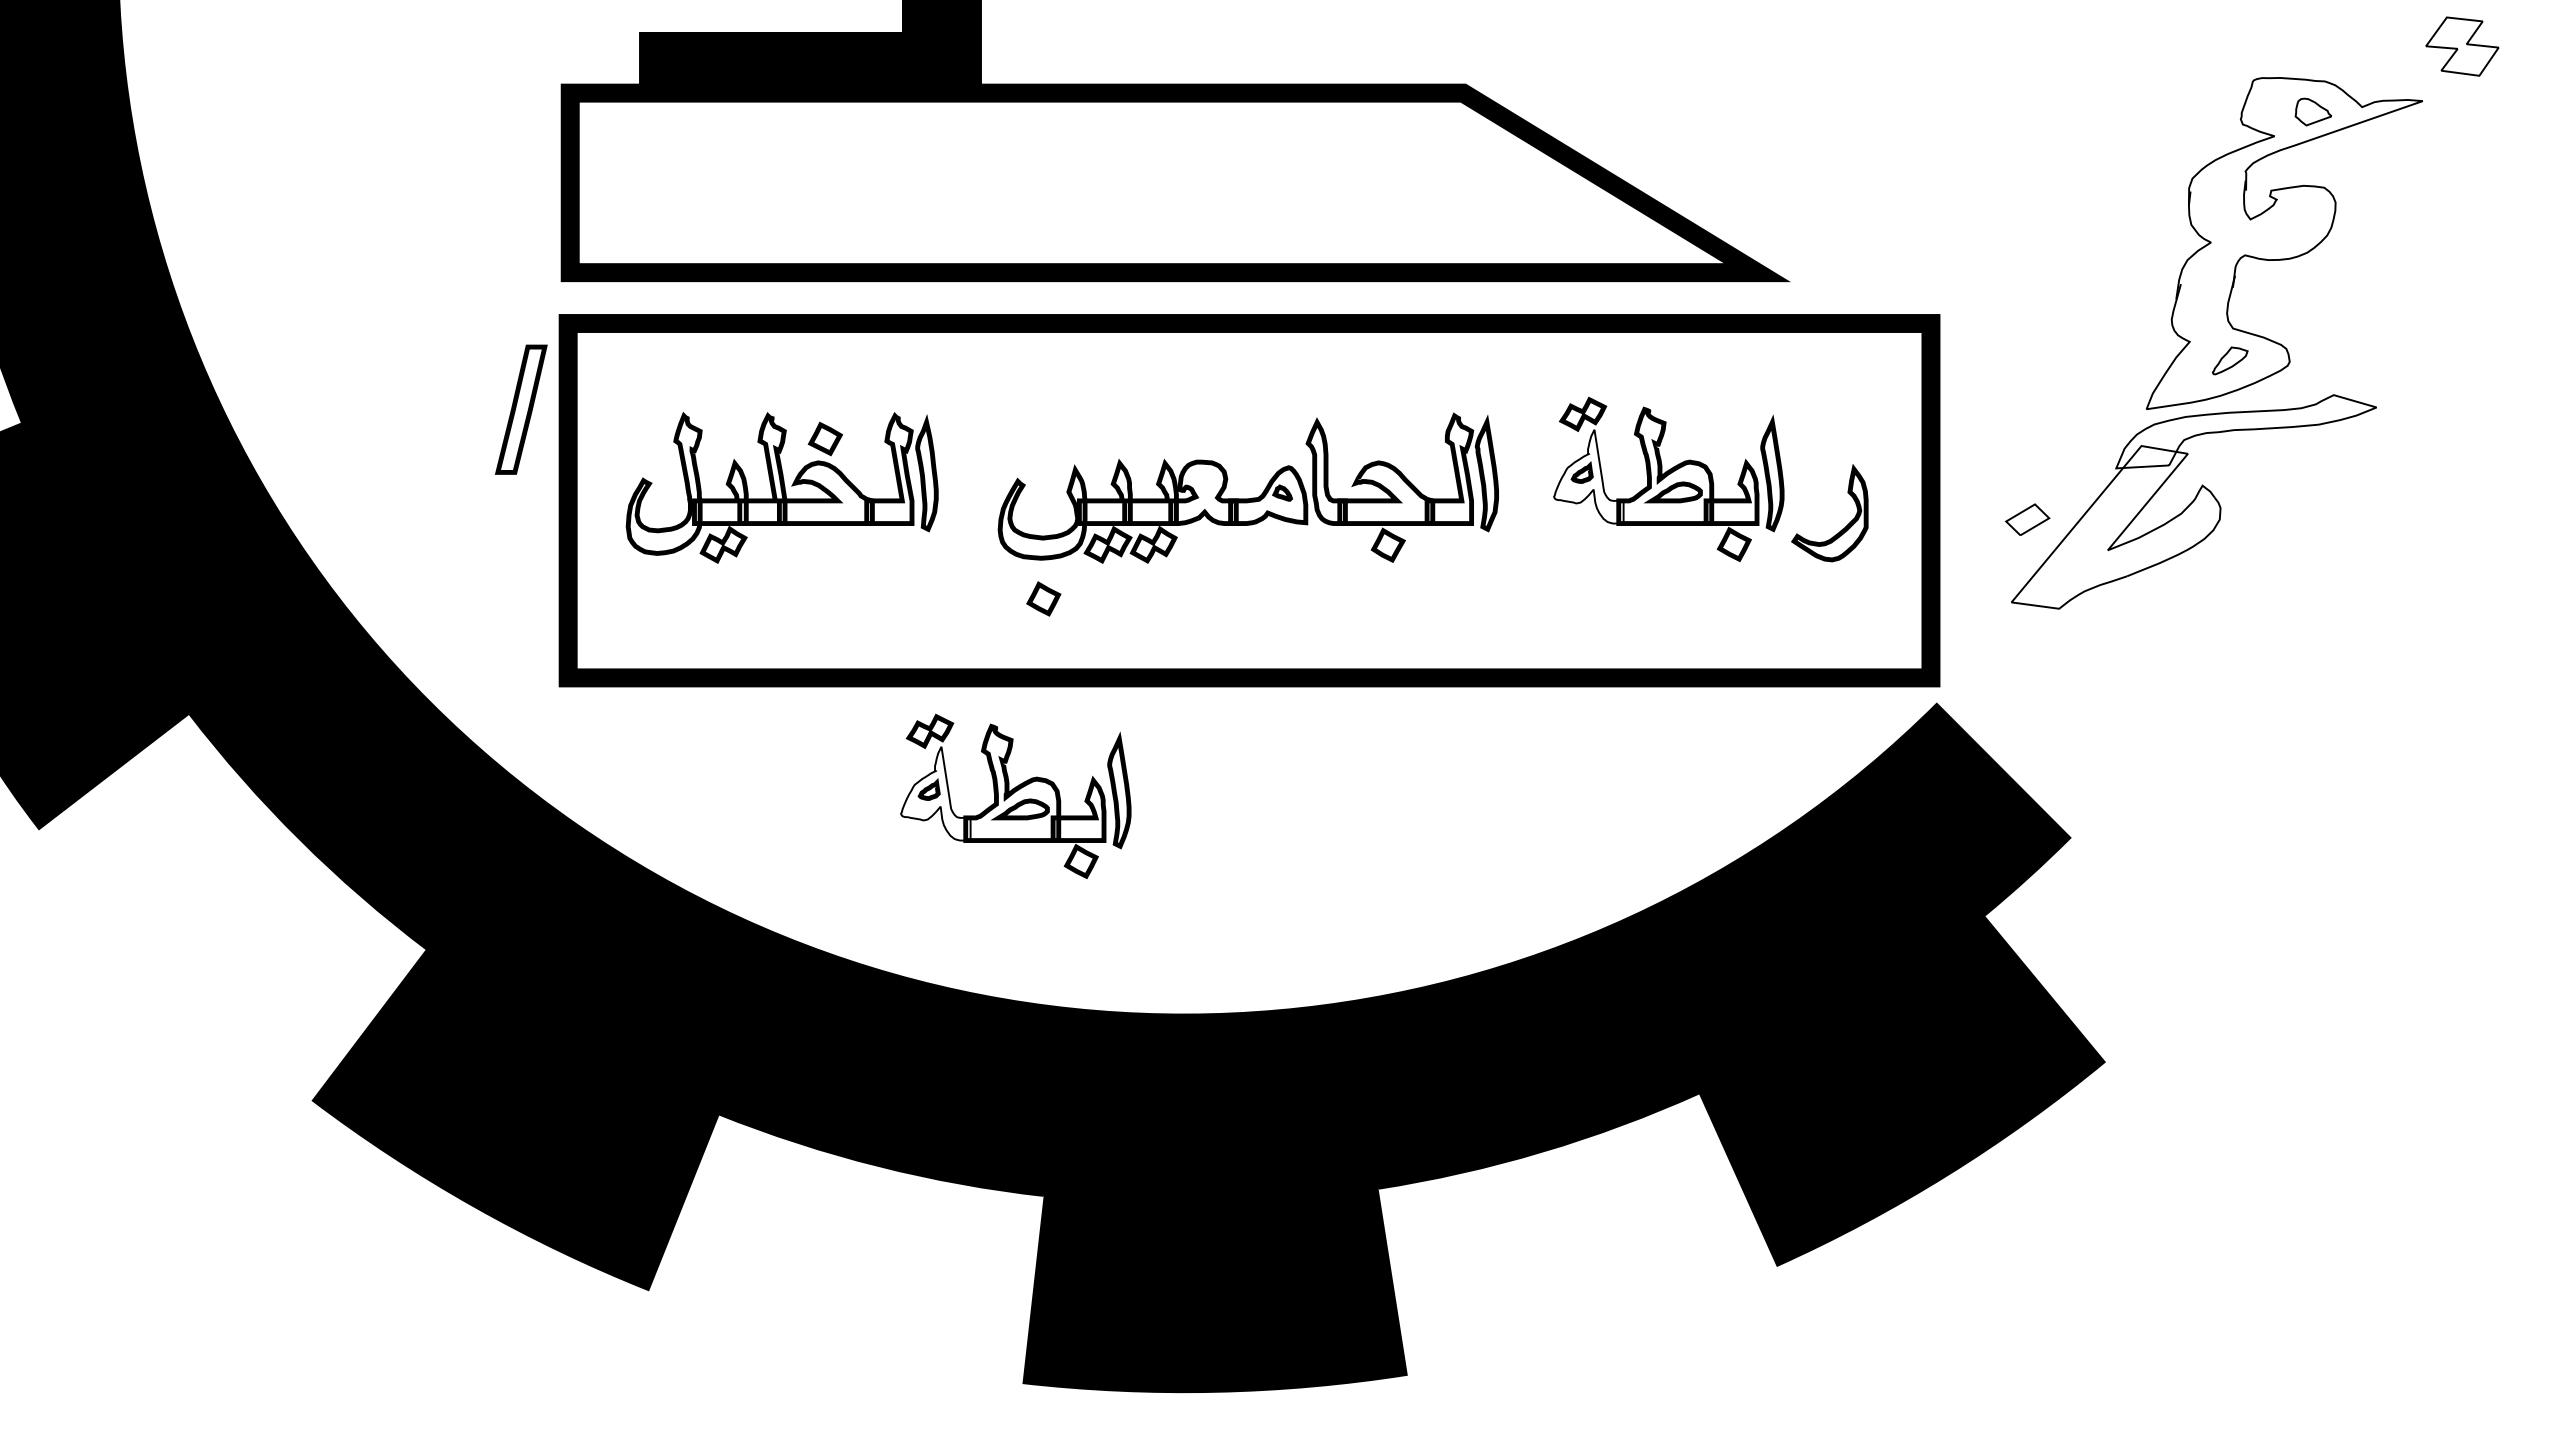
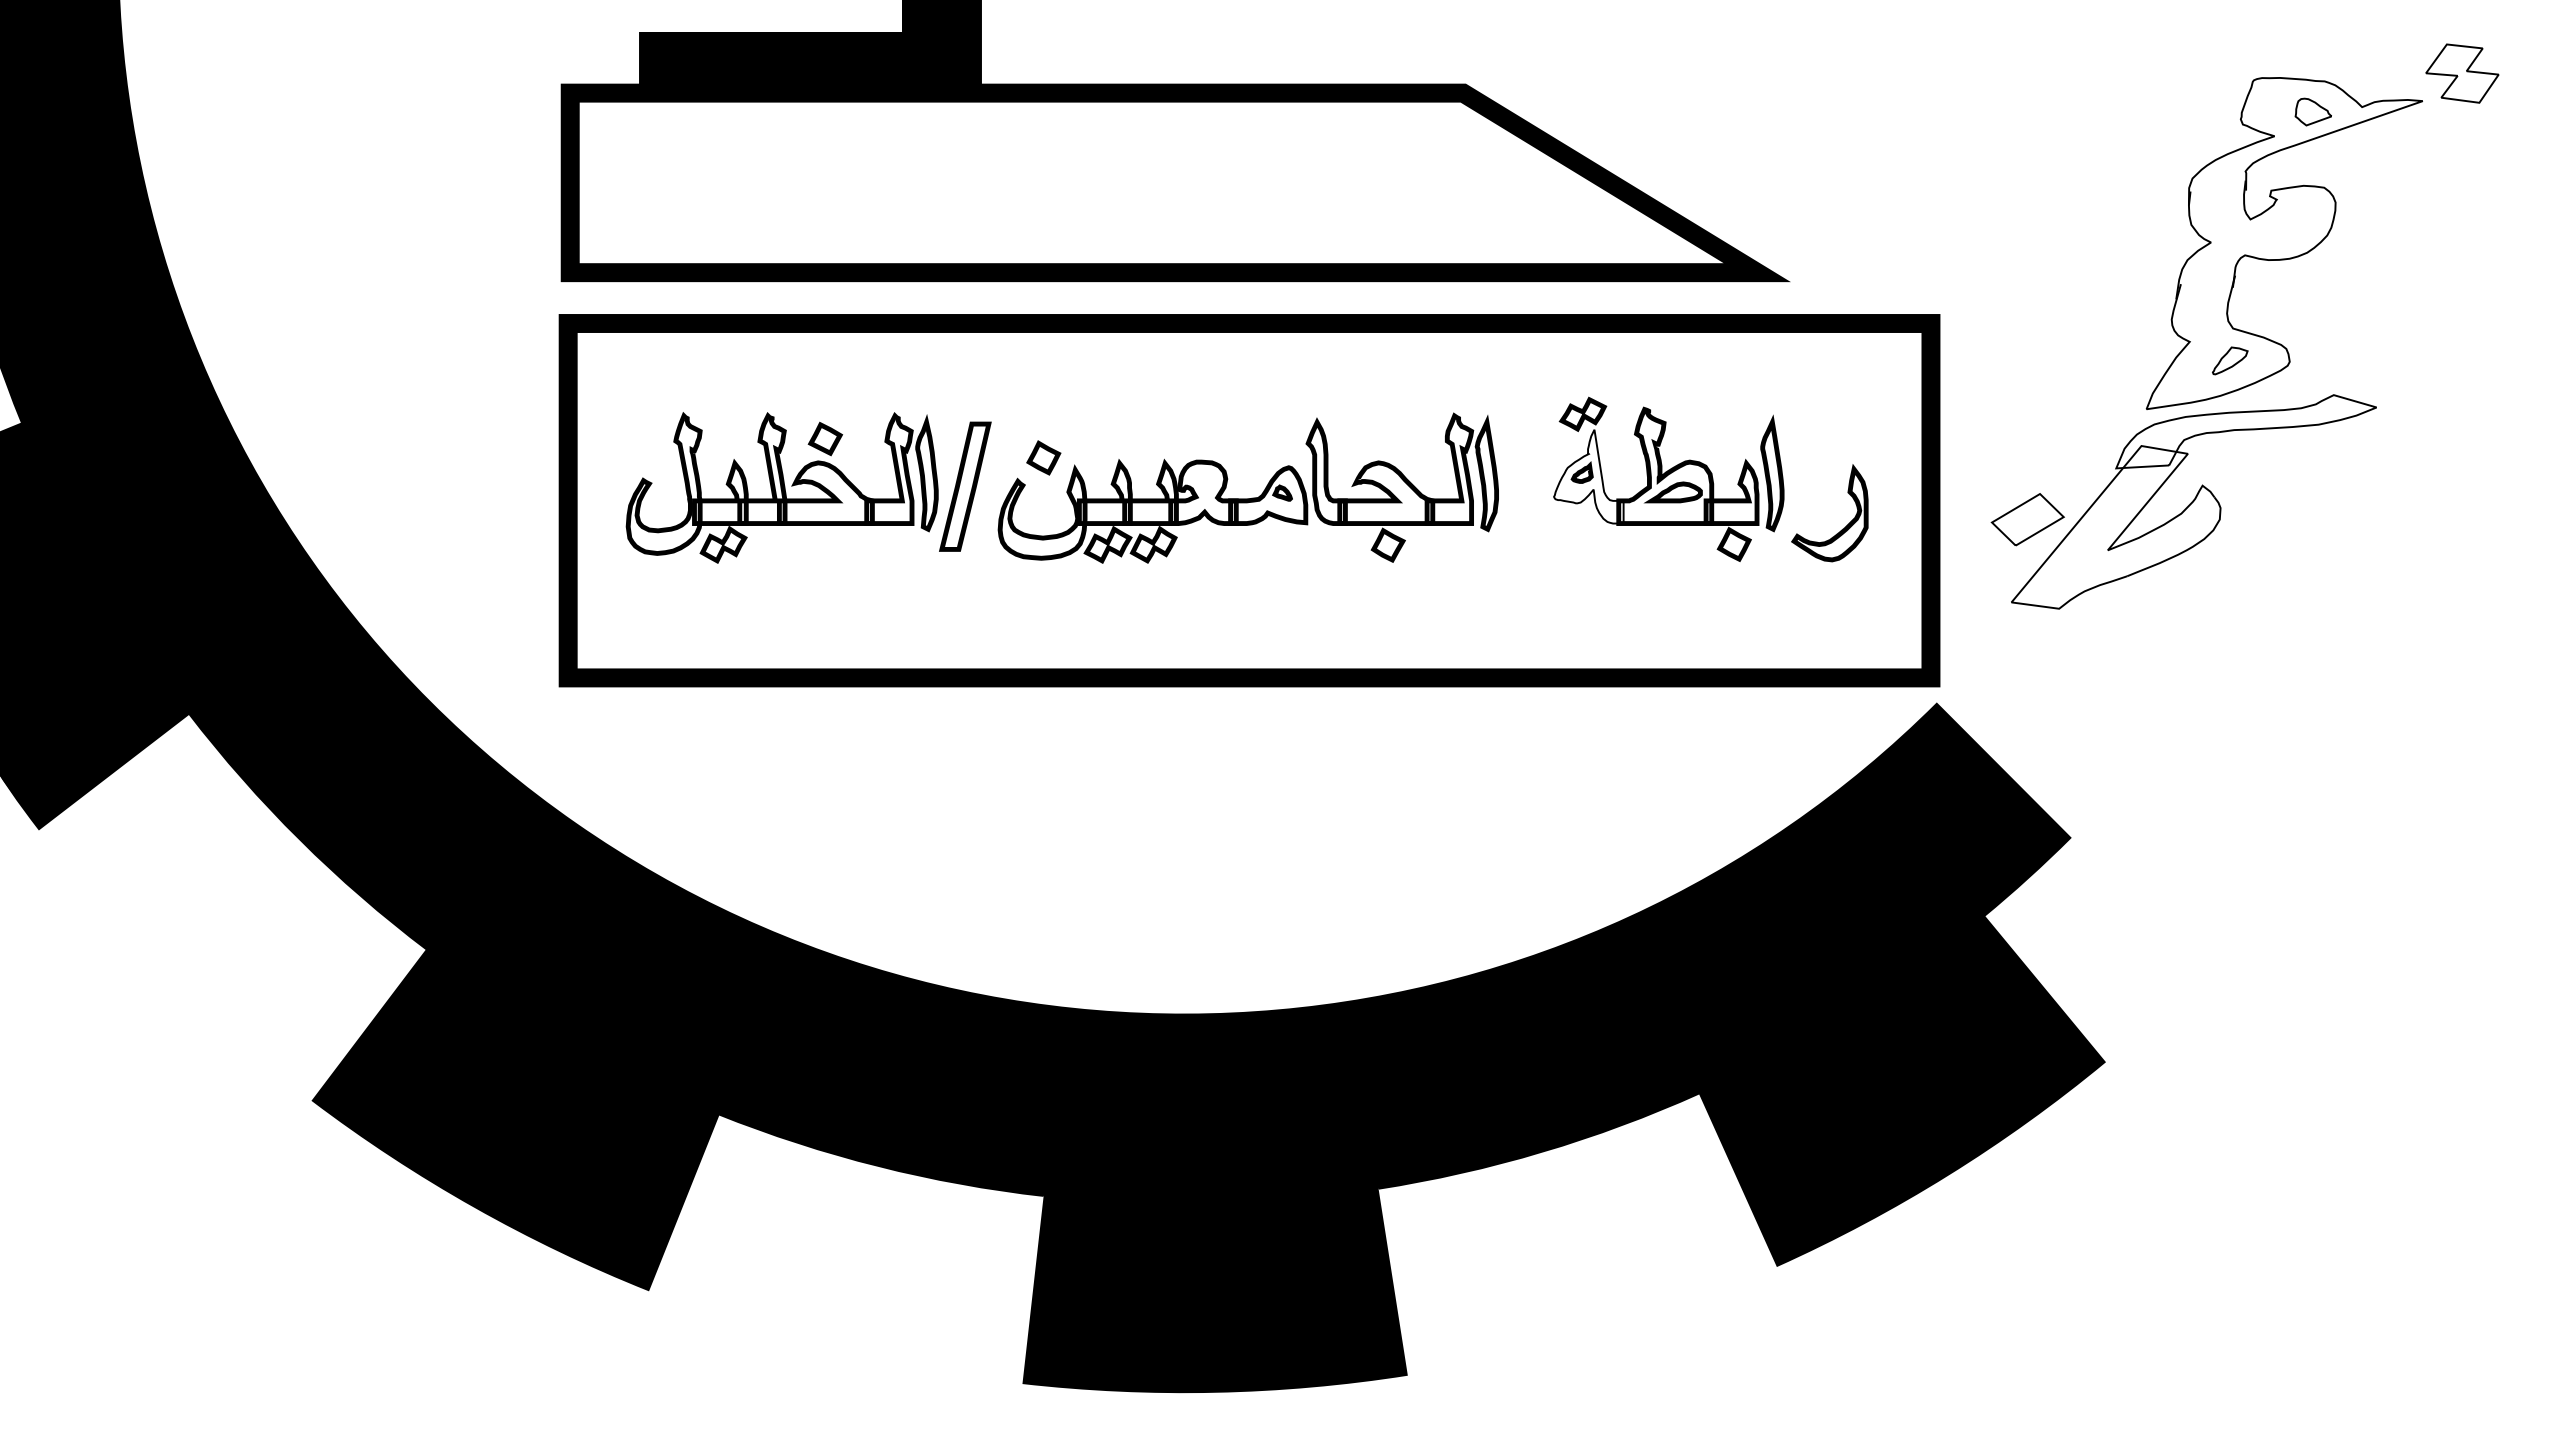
part position: (2462, 46) -> (2462, 73) (2462, 73)
part position: (521, 409) -> (965, 486) (965, 486)
part size: 46x33 px -> 75x54 px (2027, 519)
part position: (1043, 598) -> (1043, 457) (1043, 457)
part: present -> none (1015, 795)
